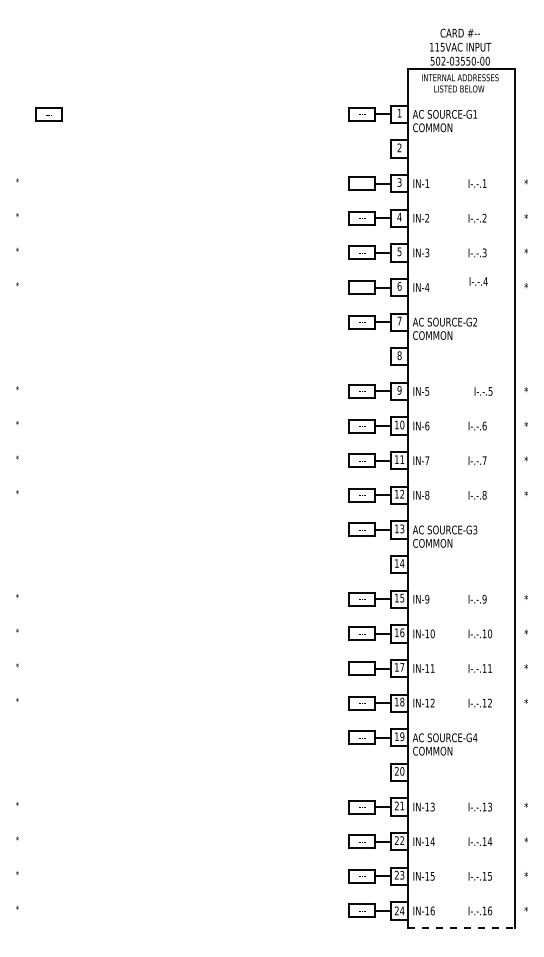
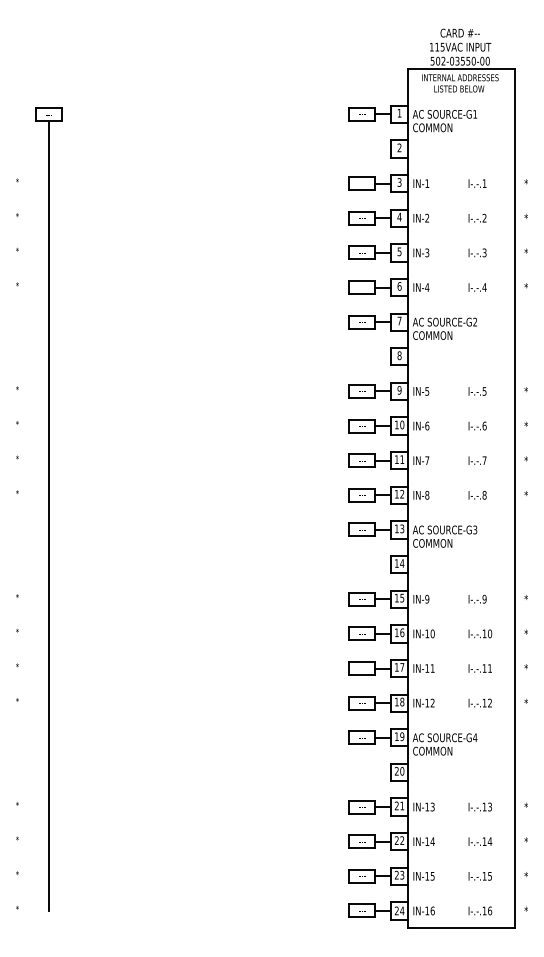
text position: (478, 281) -> (477, 287) (477, 287)
text position: (483, 391) -> (477, 391) (477, 391)
line: none -> present (49, 515)
line: dashed -> solid (461, 928)
